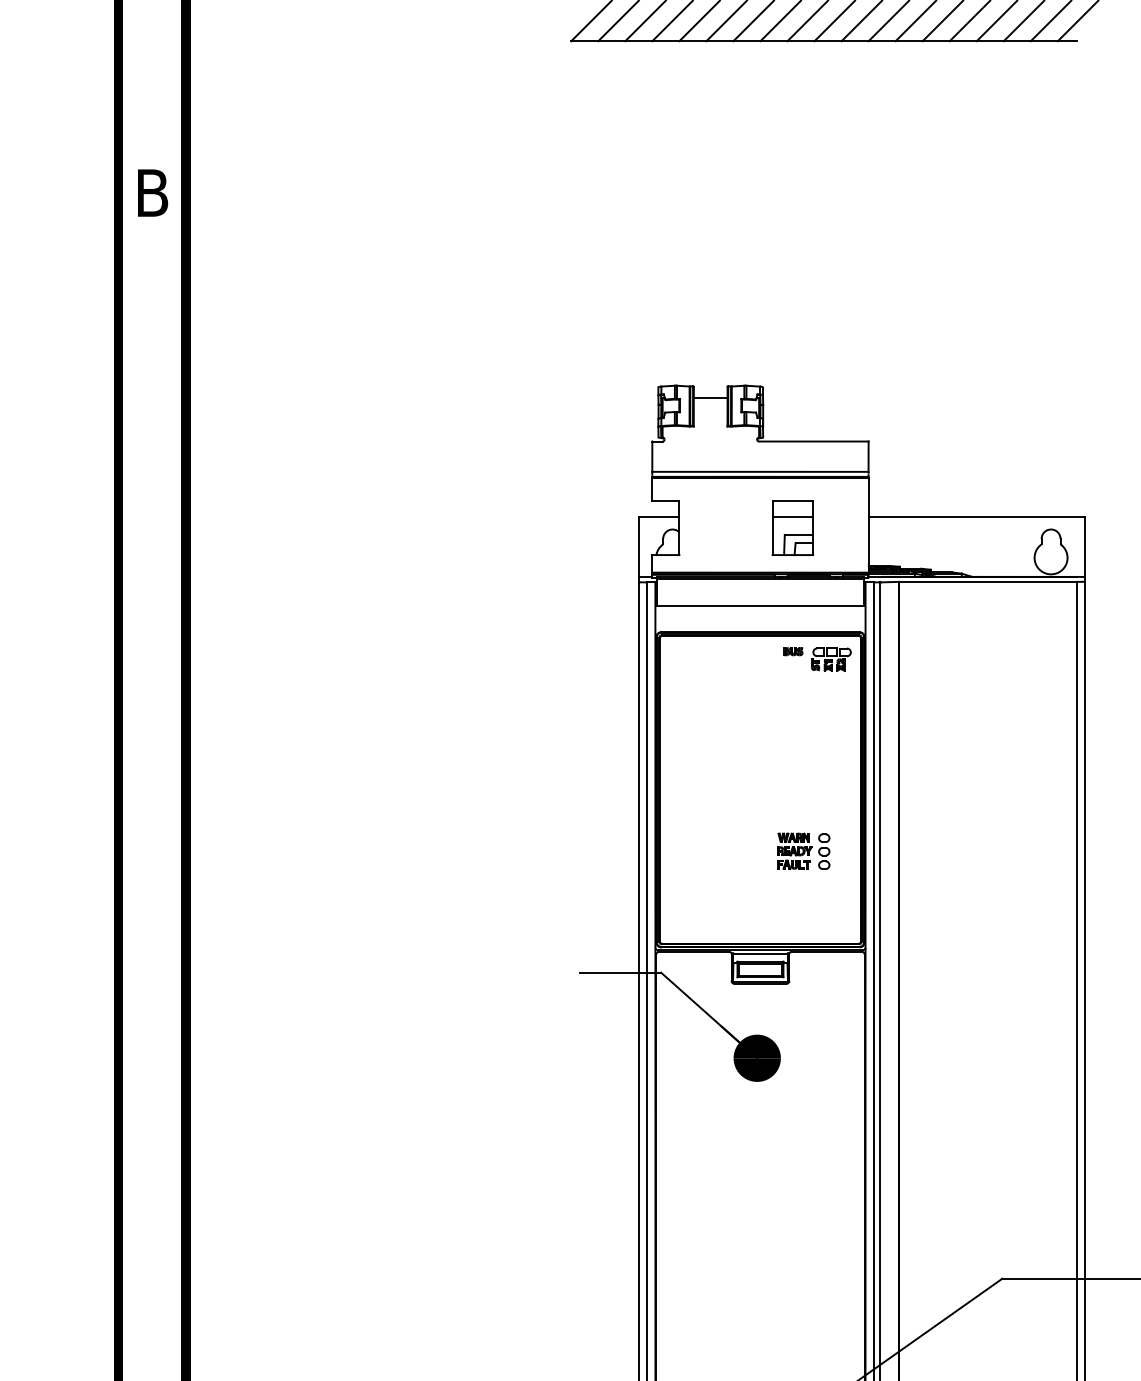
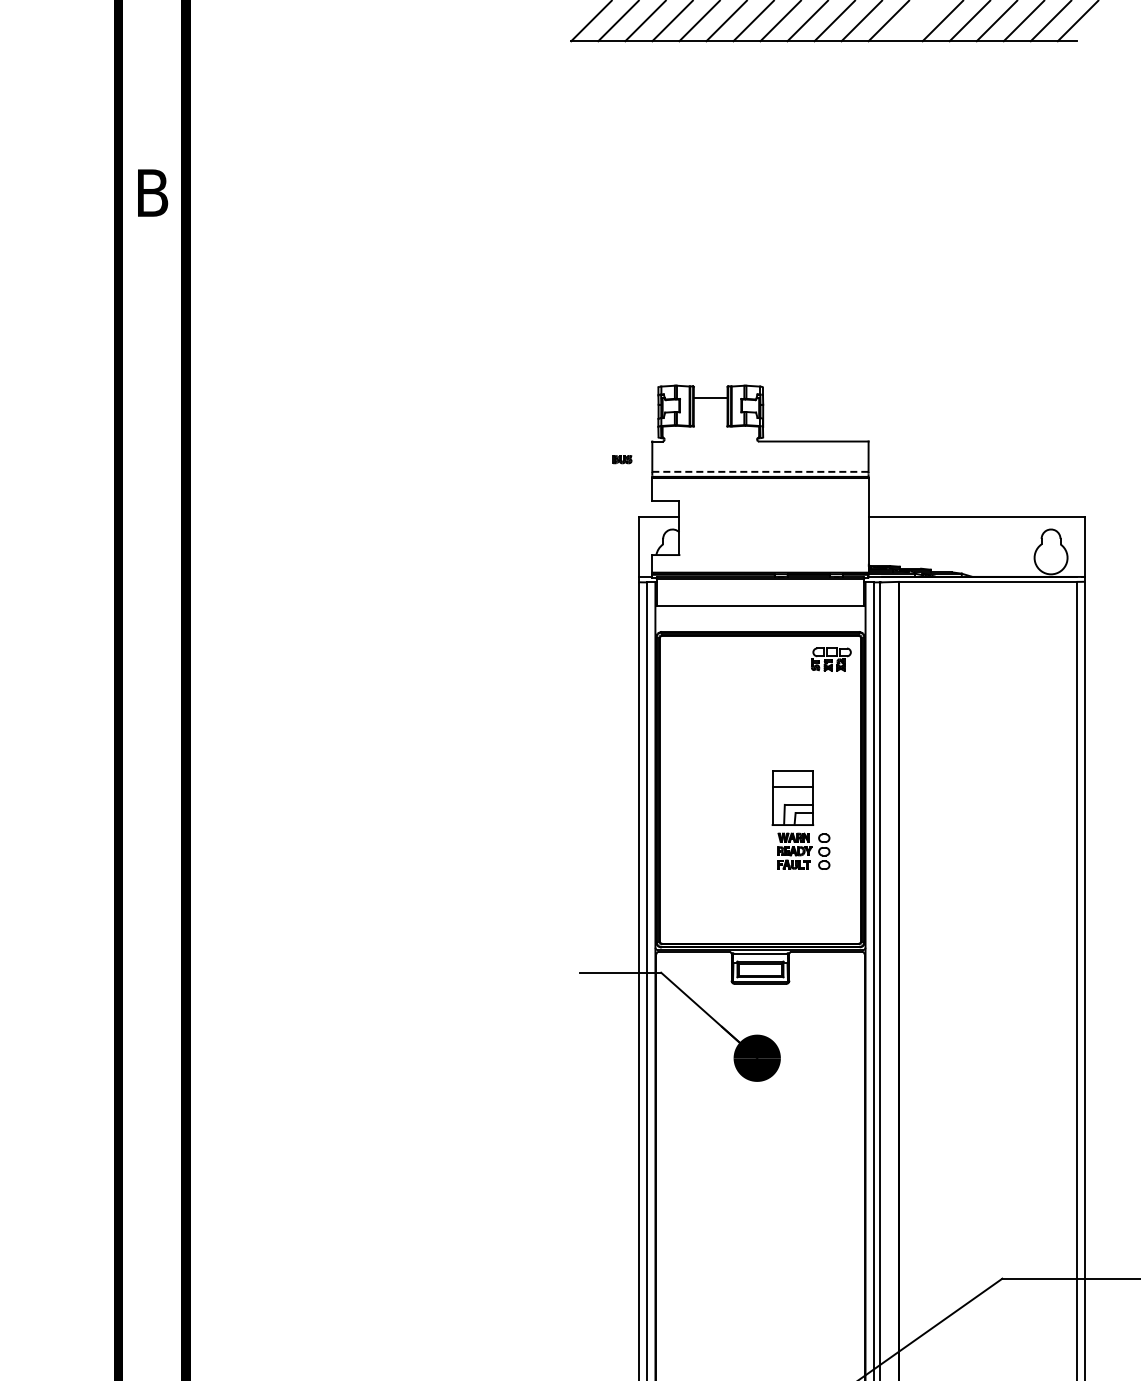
line: present -> none (914, 21)
line: solid -> dashed (760, 471)
part position: (792, 527) -> (792, 797) (792, 797)
part position: (793, 651) -> (622, 459) (622, 459)
